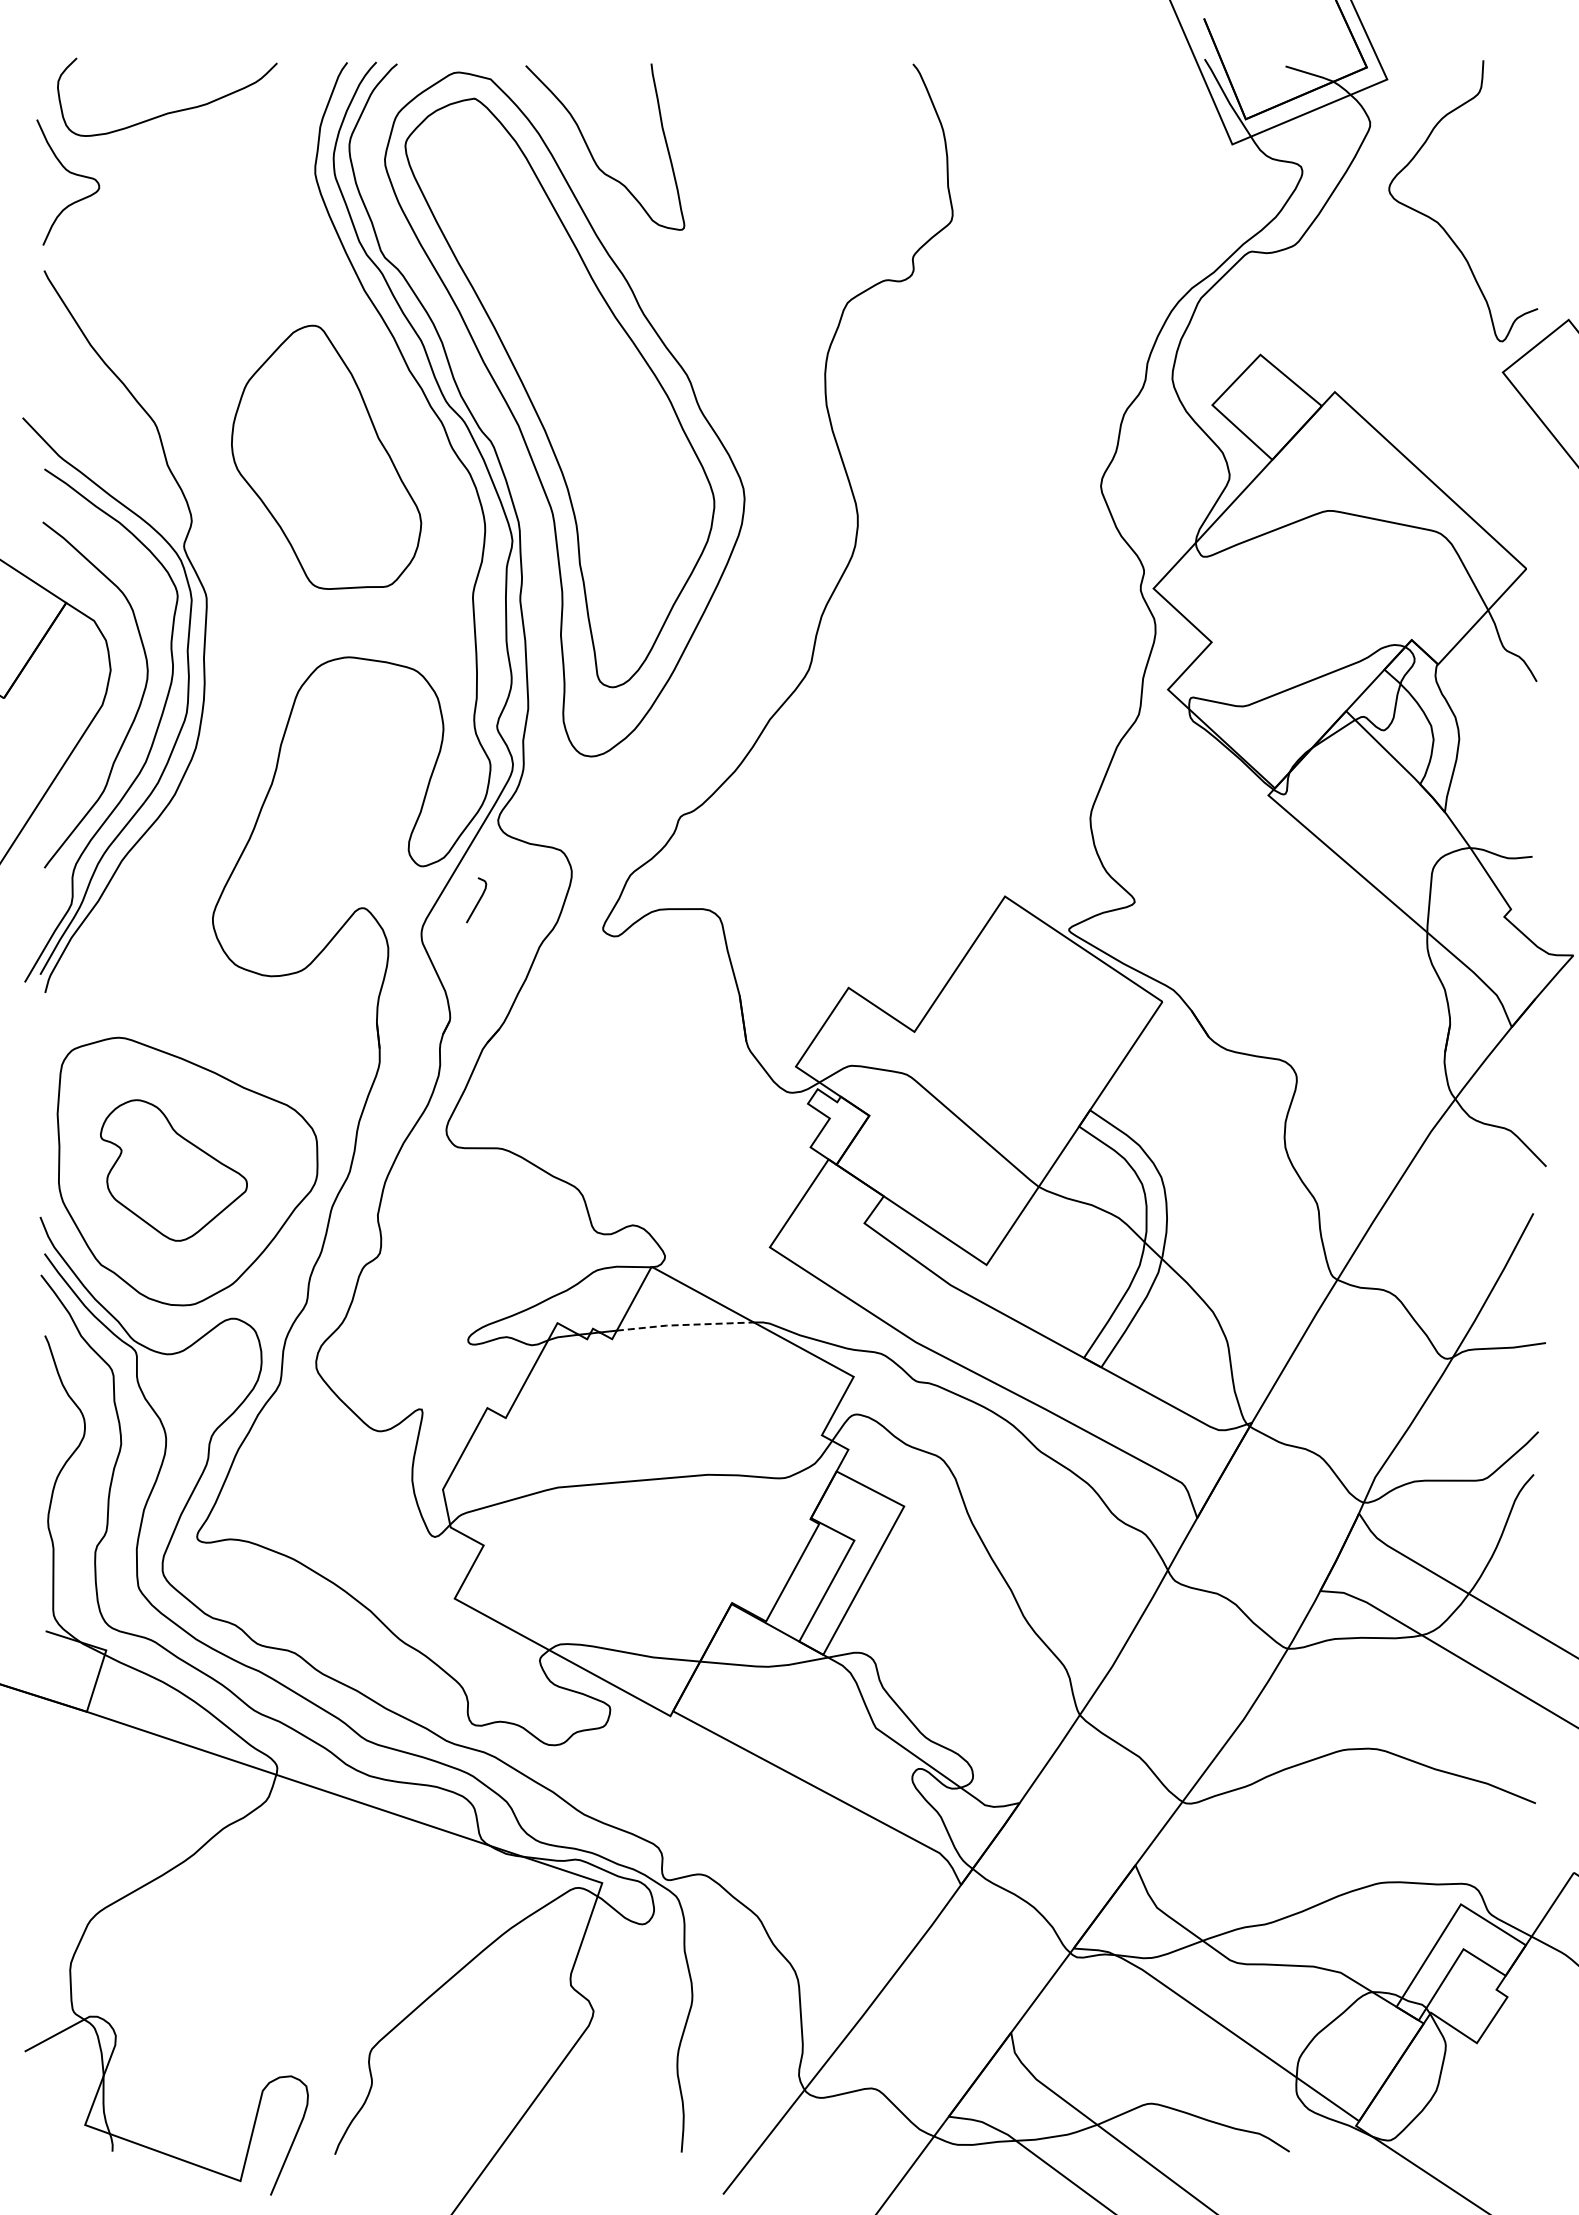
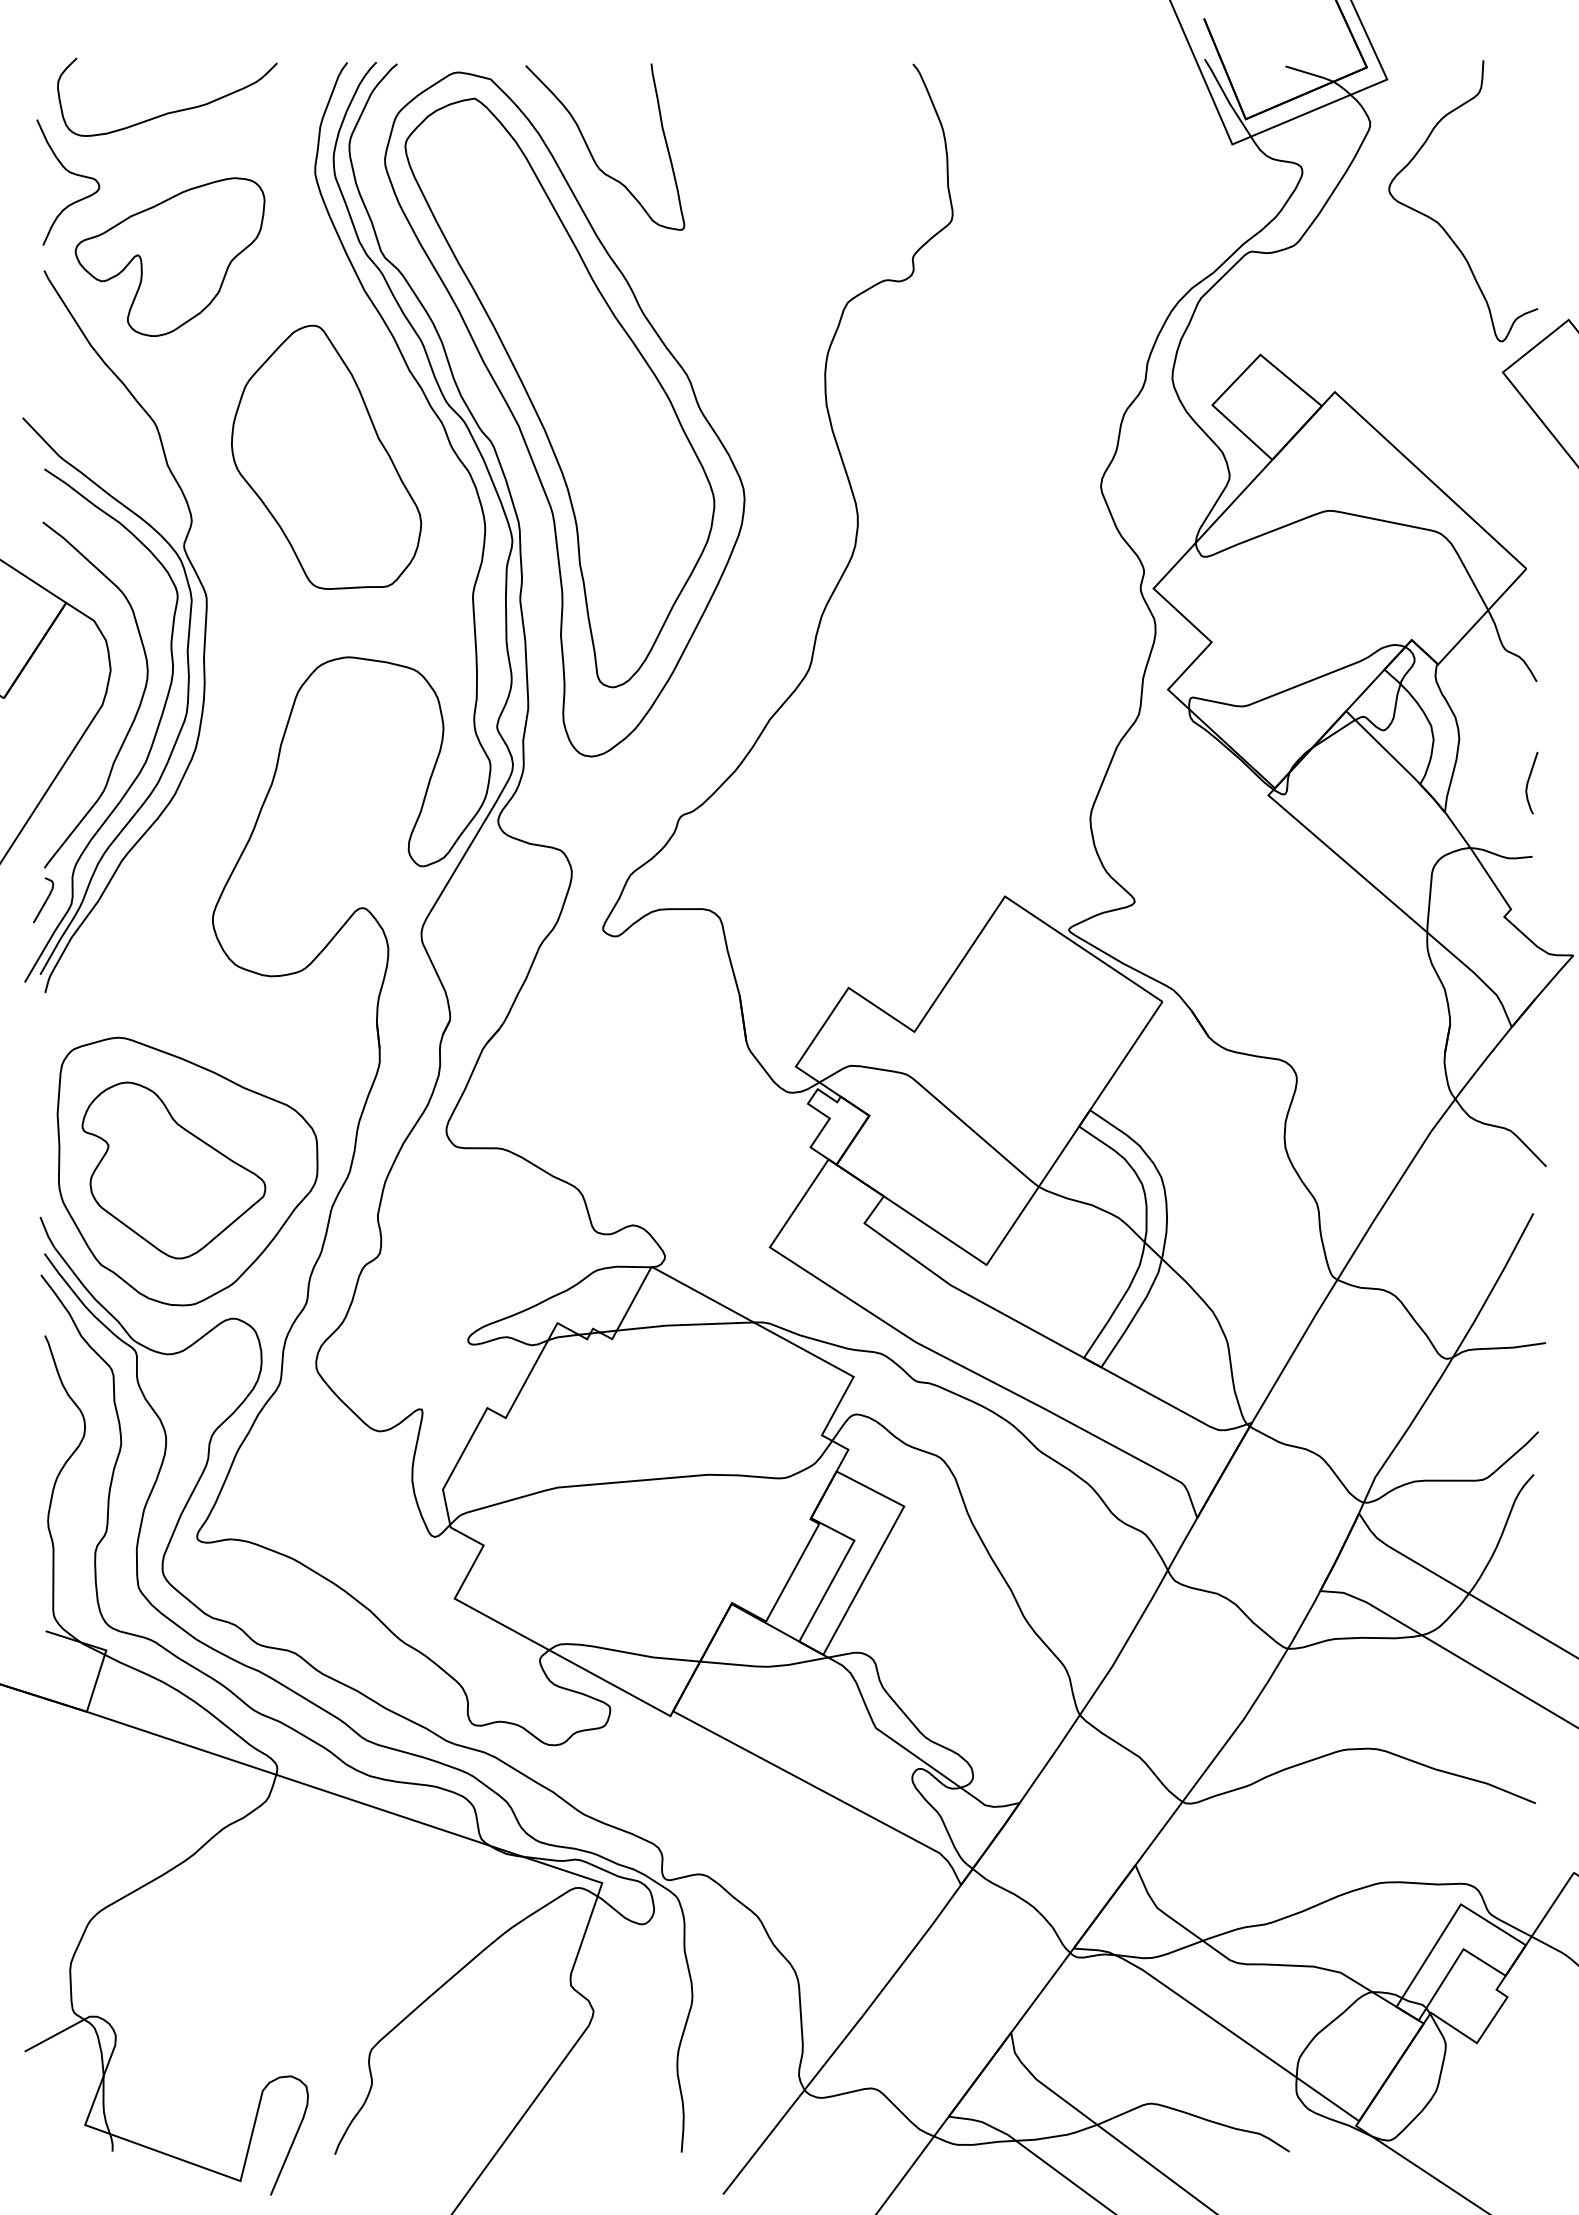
part: none -> present (169, 256)
curve: none -> present (1528, 783)
curve position: (477, 901) -> (44, 901) (44, 901)
part size: 148x143 px -> 186x179 px (173, 1170)
line: dashed -> solid (685, 1324)
